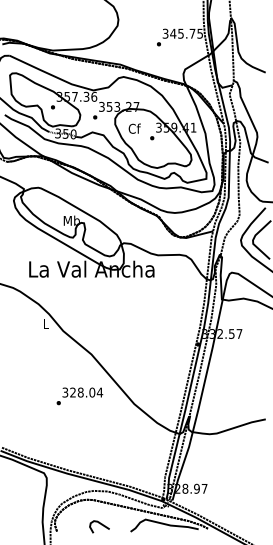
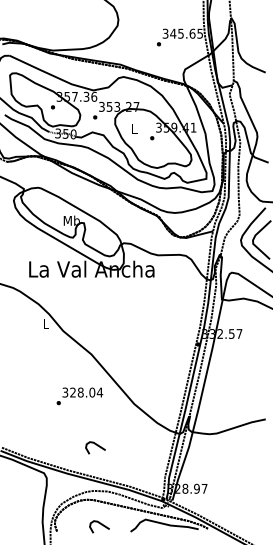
text: 345.75 -> 345.65 (192, 33)
text: Cf -> L (134, 128)
curve: none -> present (96, 445)
